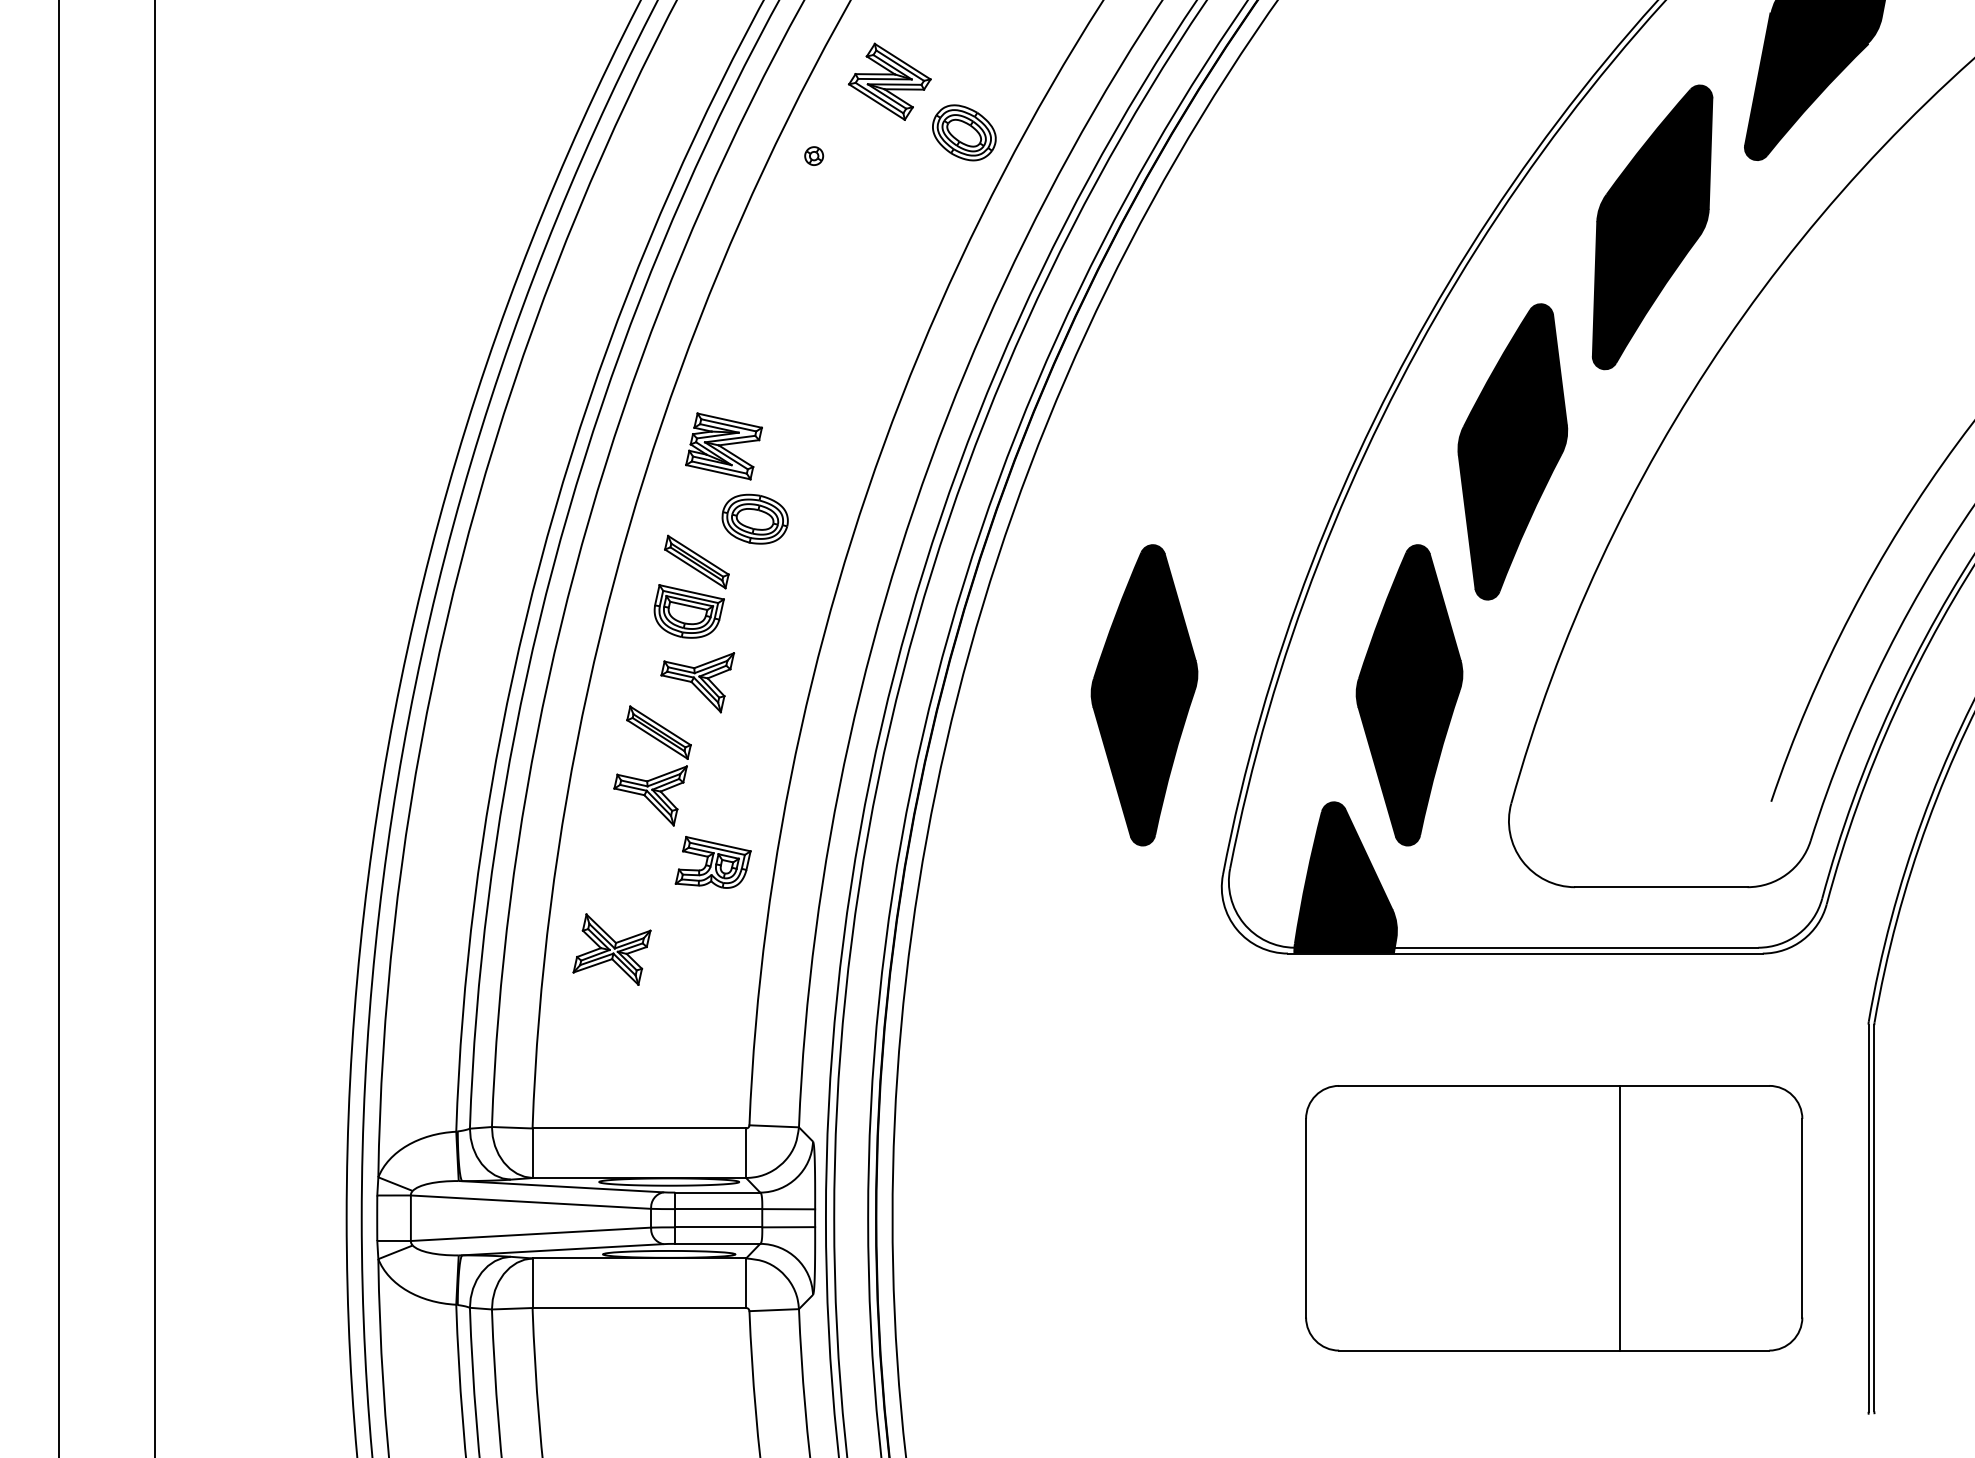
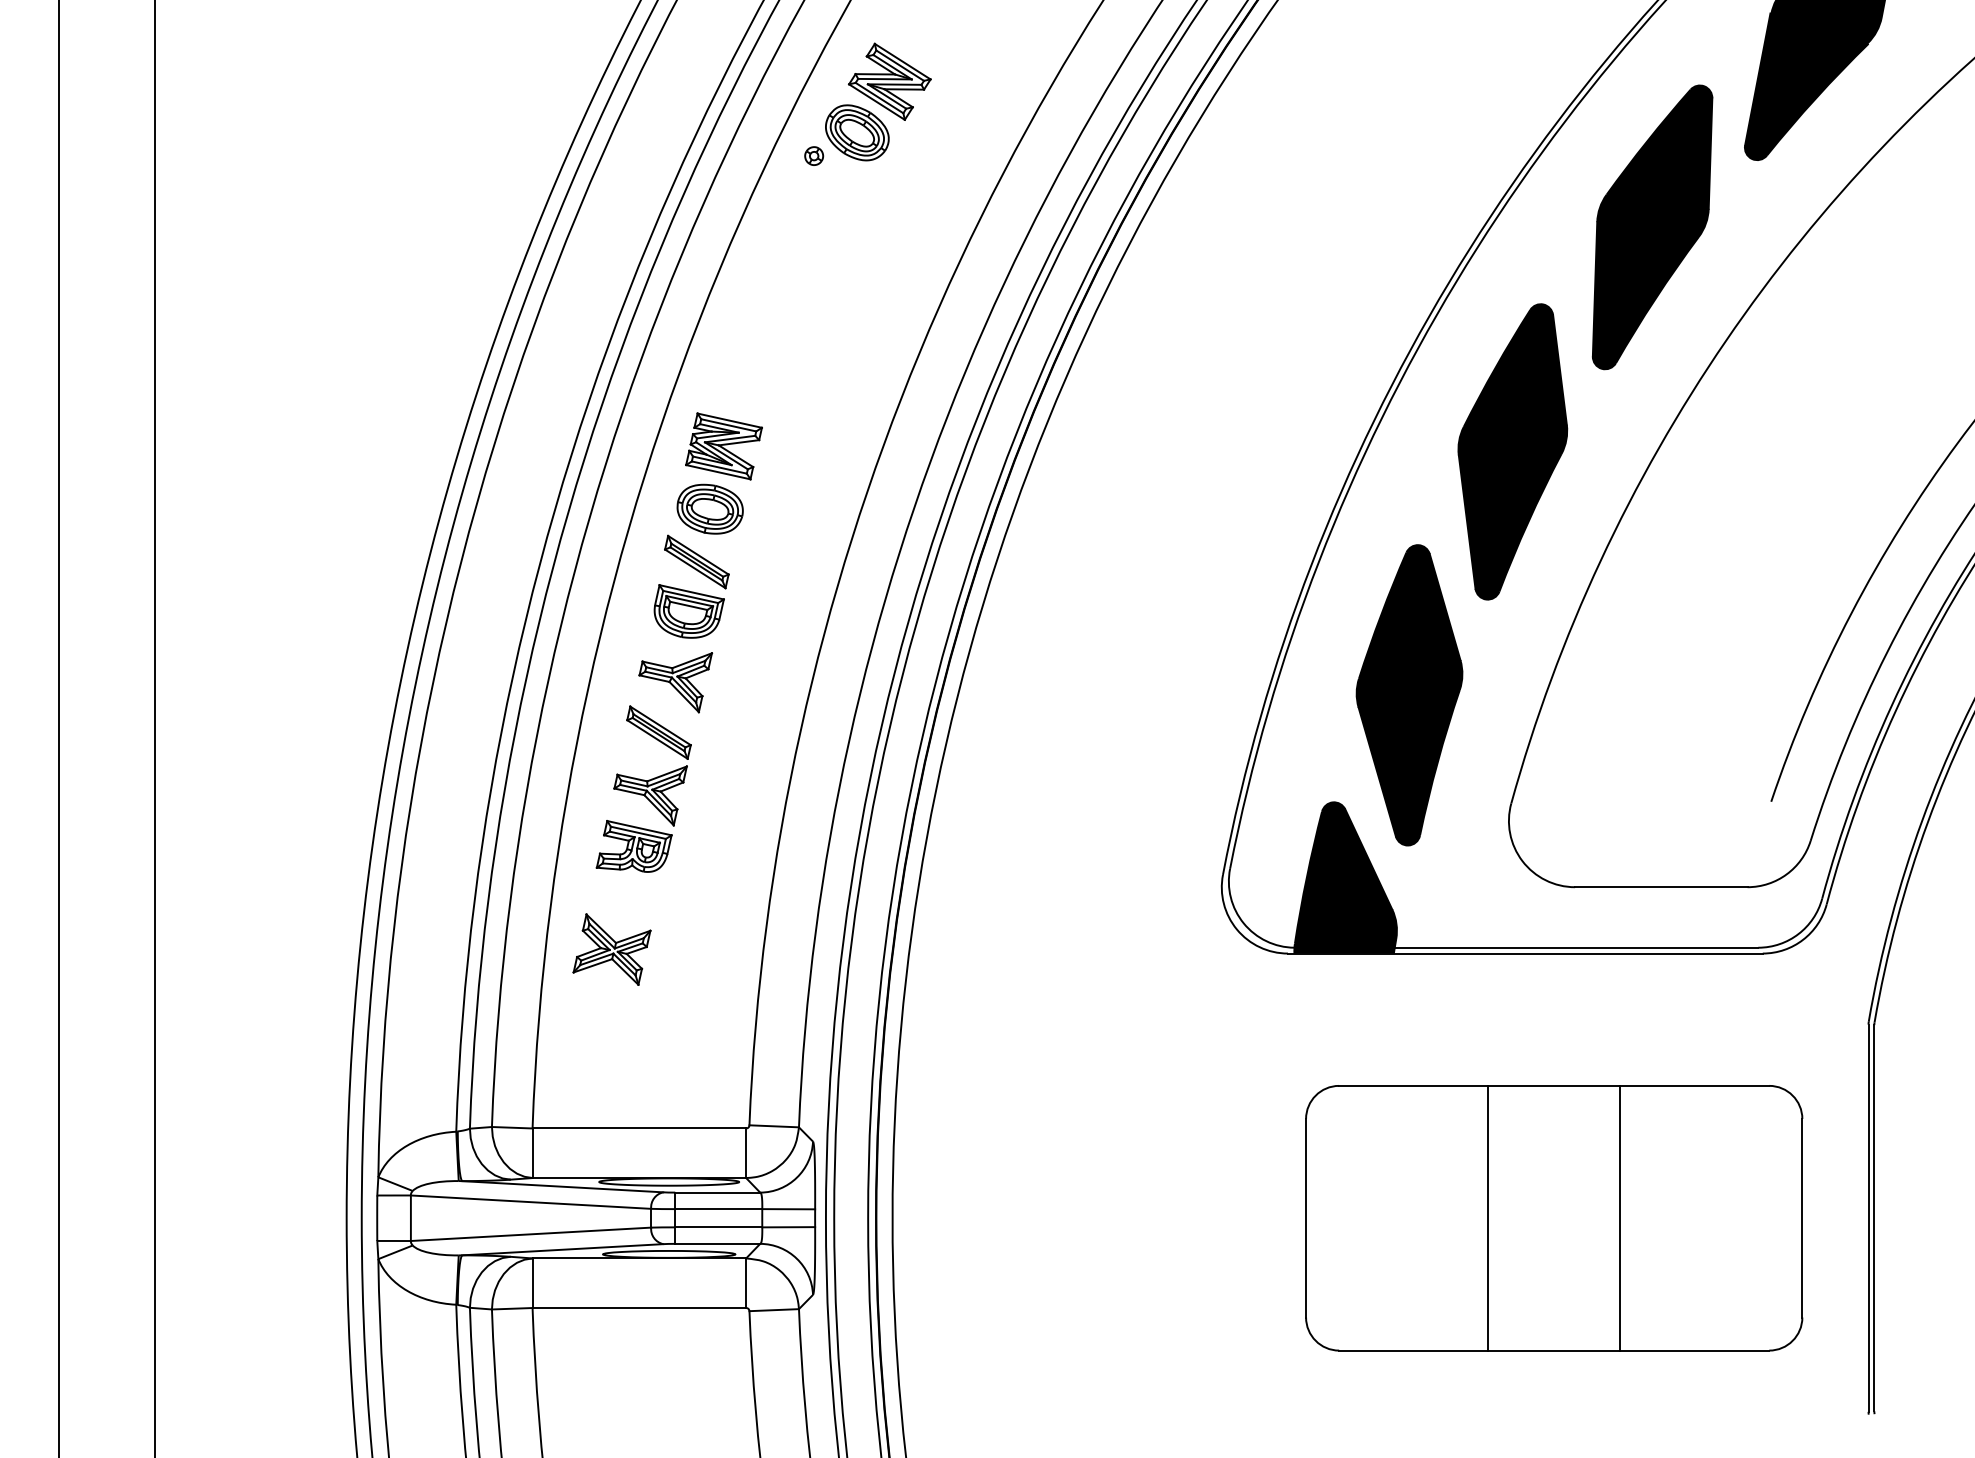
part position: (964, 132) -> (857, 132) (857, 132)
part position: (754, 518) -> (709, 508) (709, 508)
part position: (697, 682) -> (675, 682) (675, 682)
part: present -> none (1144, 695)
part position: (712, 862) -> (633, 846) (633, 846)
line: none -> present (1488, 1217)
